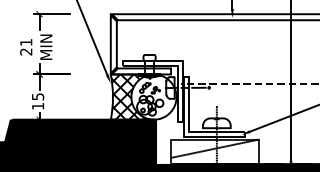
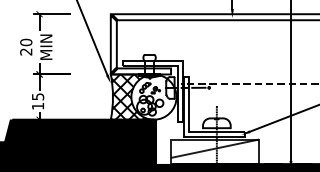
text: 21 -> 20 (26, 42)
